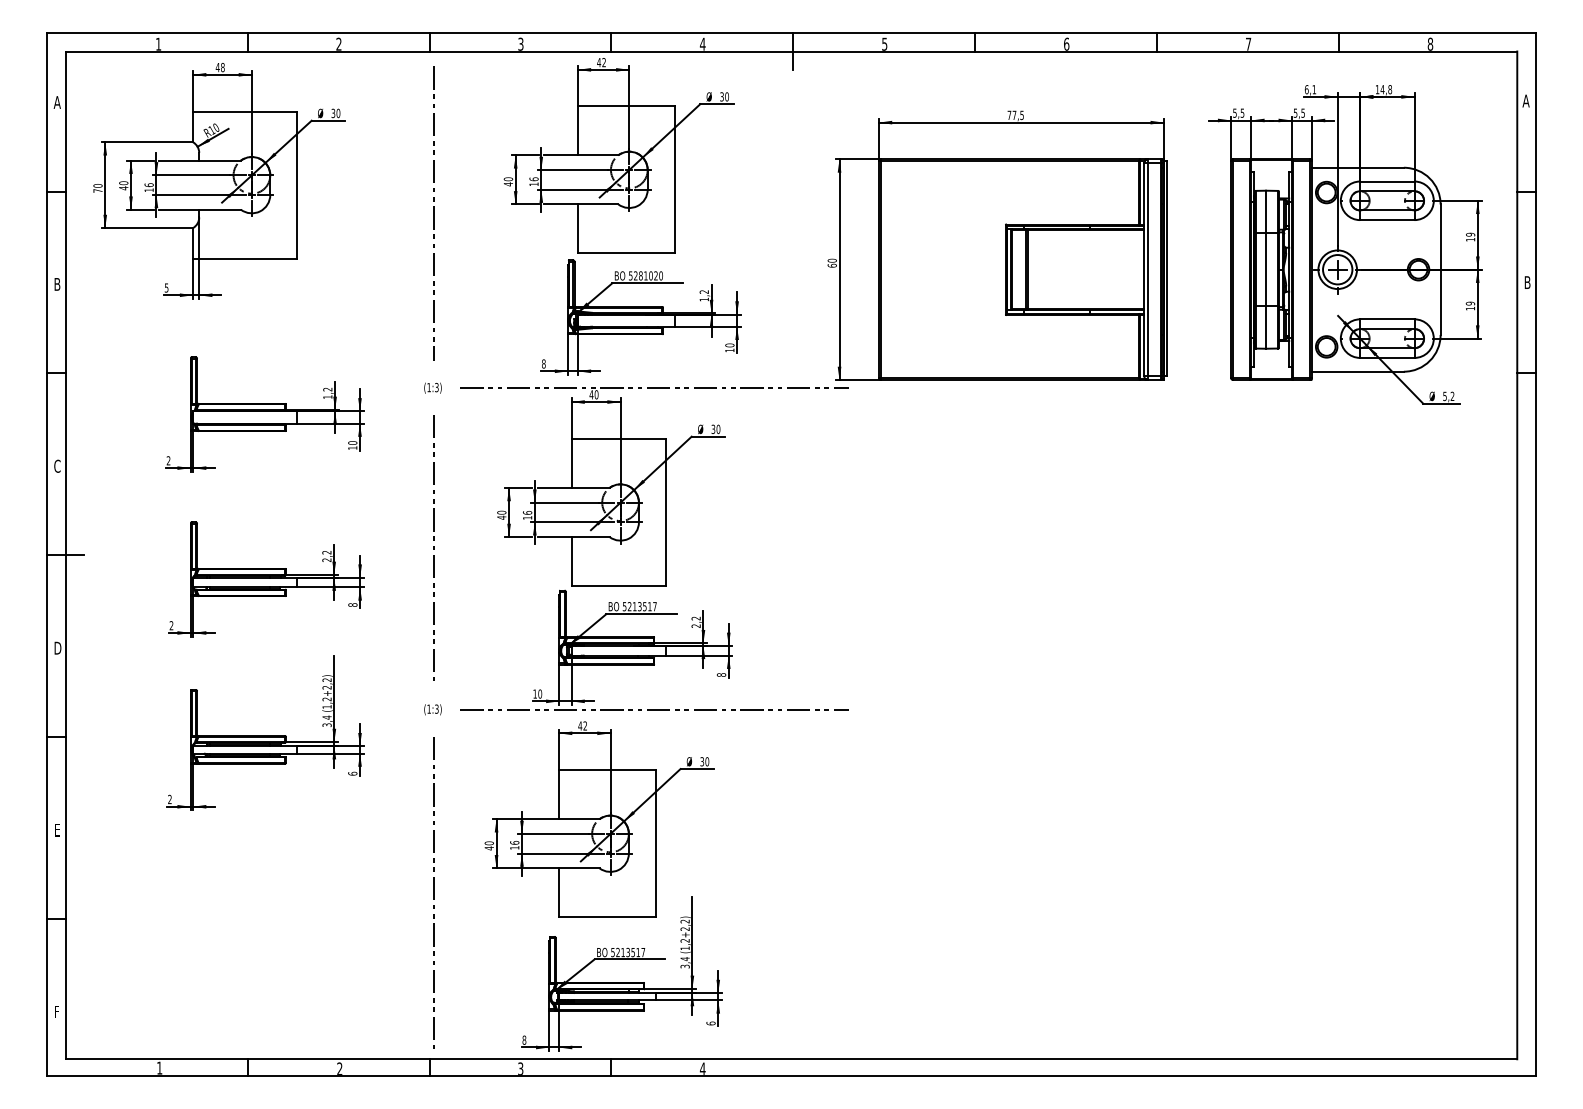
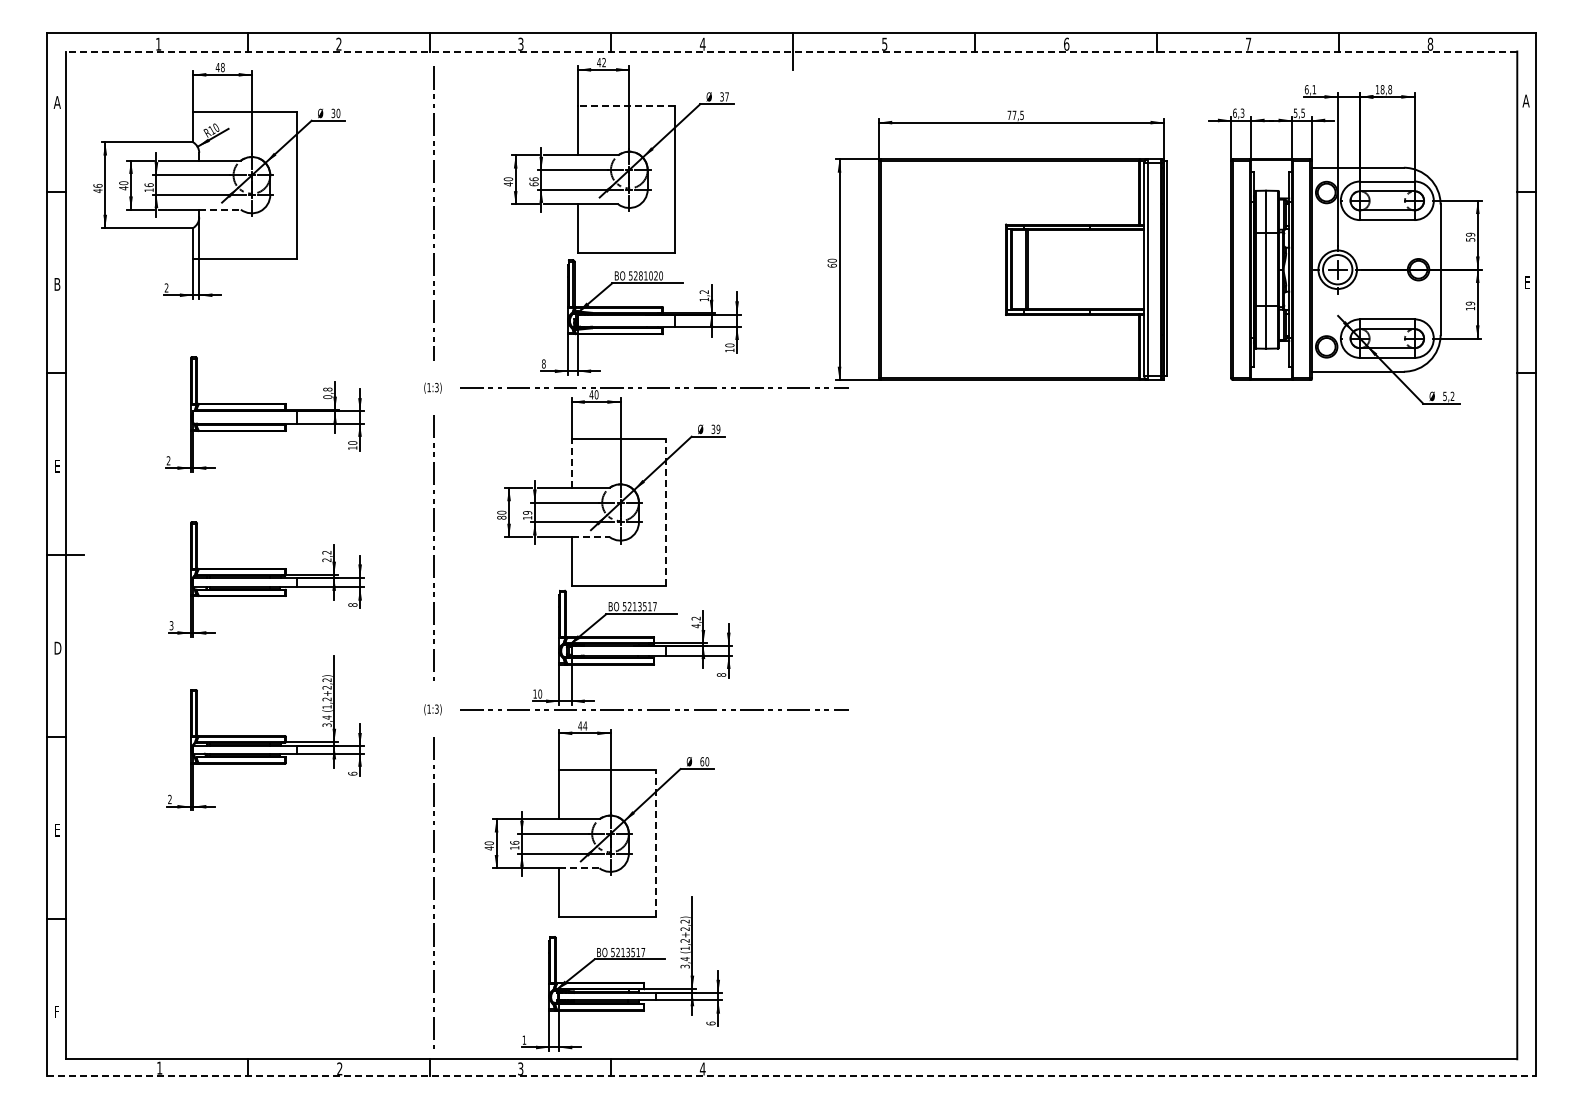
line: solid -> dashed (791, 51)
text: 14,8 -> 18,8 (1382, 89)
text: 30 -> 37 (726, 96)
line: solid -> dashed (625, 106)
text: 5,5 -> 6,3 (1238, 112)
text: 16 -> 66 (533, 184)
text: 70 -> 46 (97, 188)
line: solid -> dashed (220, 209)
text: 19 -> 59 (1470, 239)
text: B -> E (1527, 282)
text: 5 -> 2 (166, 287)
text: 1,2 -> 0,8 (327, 393)
text: 30 -> 39 (717, 429)
line: solid -> dashed (571, 463)
text: C -> E (57, 465)
text: 16 -> 19 (527, 512)
line: solid -> dashed (665, 512)
text: 40 -> 80 (501, 517)
line: solid -> dashed (590, 537)
text: 2 -> 3 (171, 625)
text: 2,2 -> 4,2 (695, 626)
text: 42 -> 44 (585, 725)
text: 30 -> 60 (702, 761)
line: solid -> dashed (655, 843)
line: solid -> dashed (579, 868)
text: 8 -> 1 (524, 1039)
line: solid -> dashed (791, 1075)
